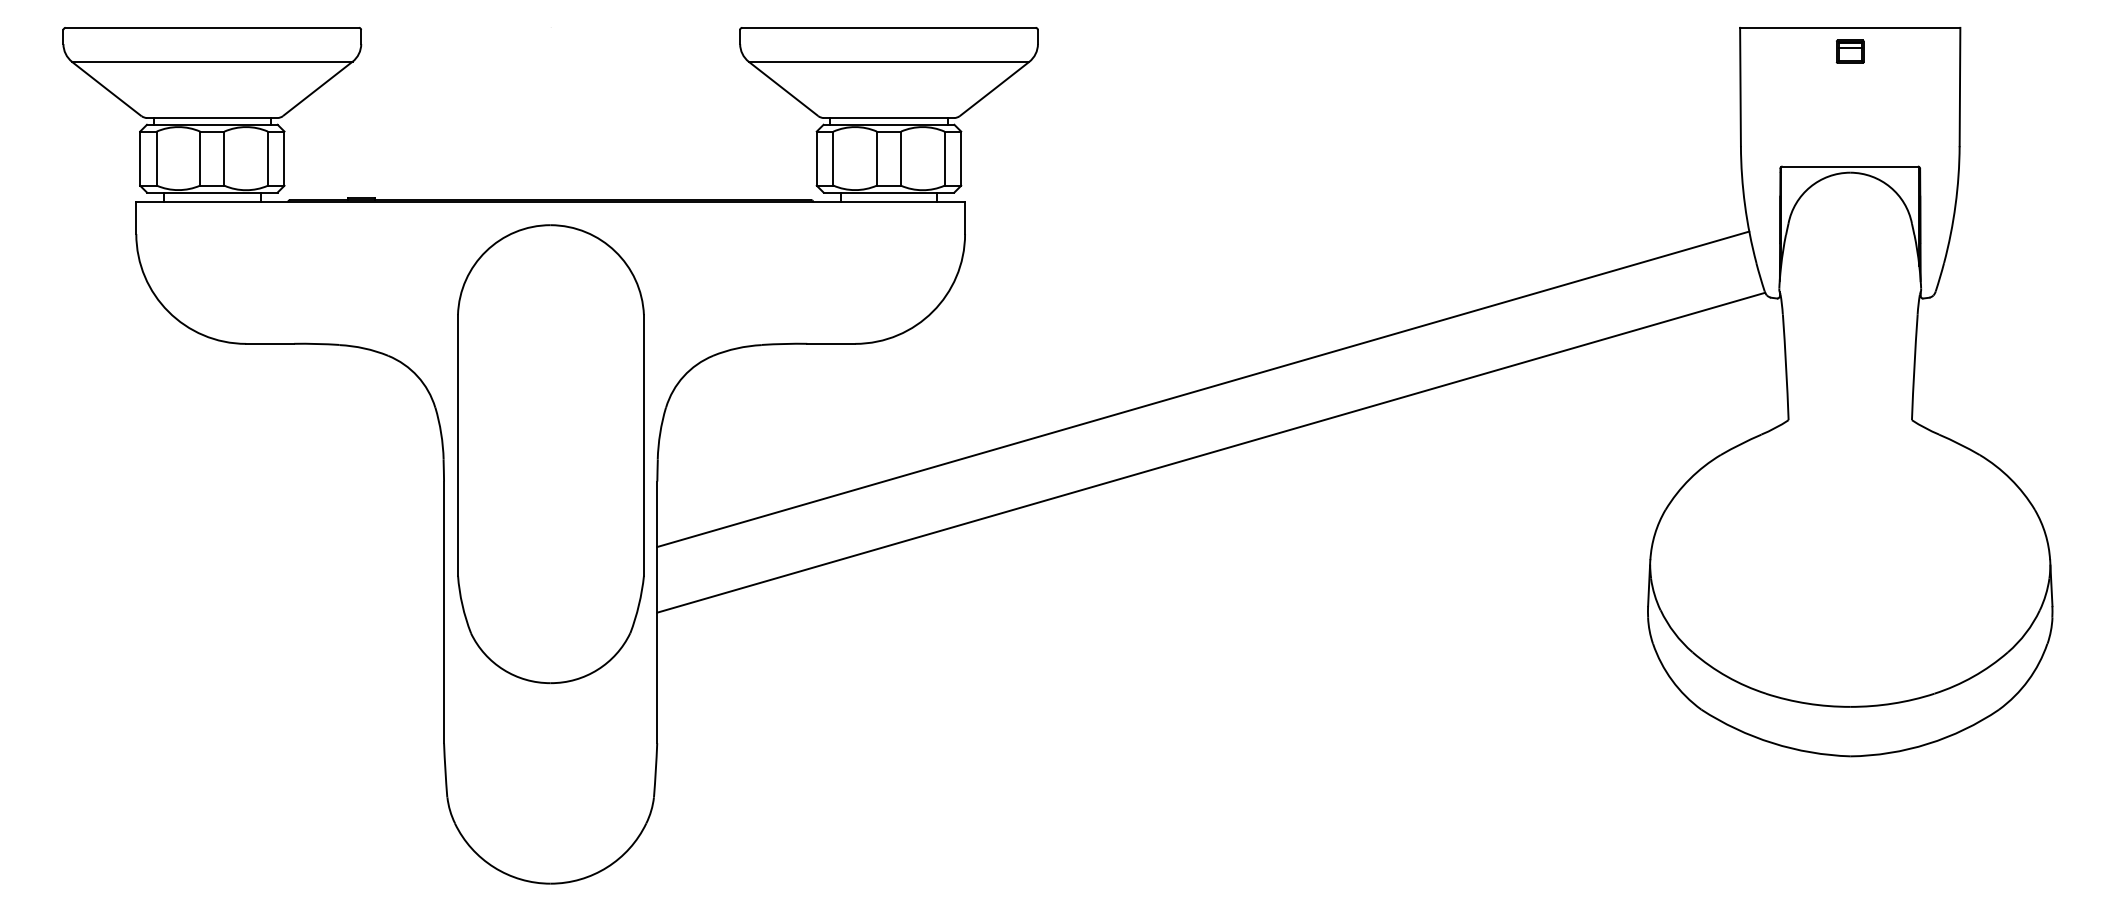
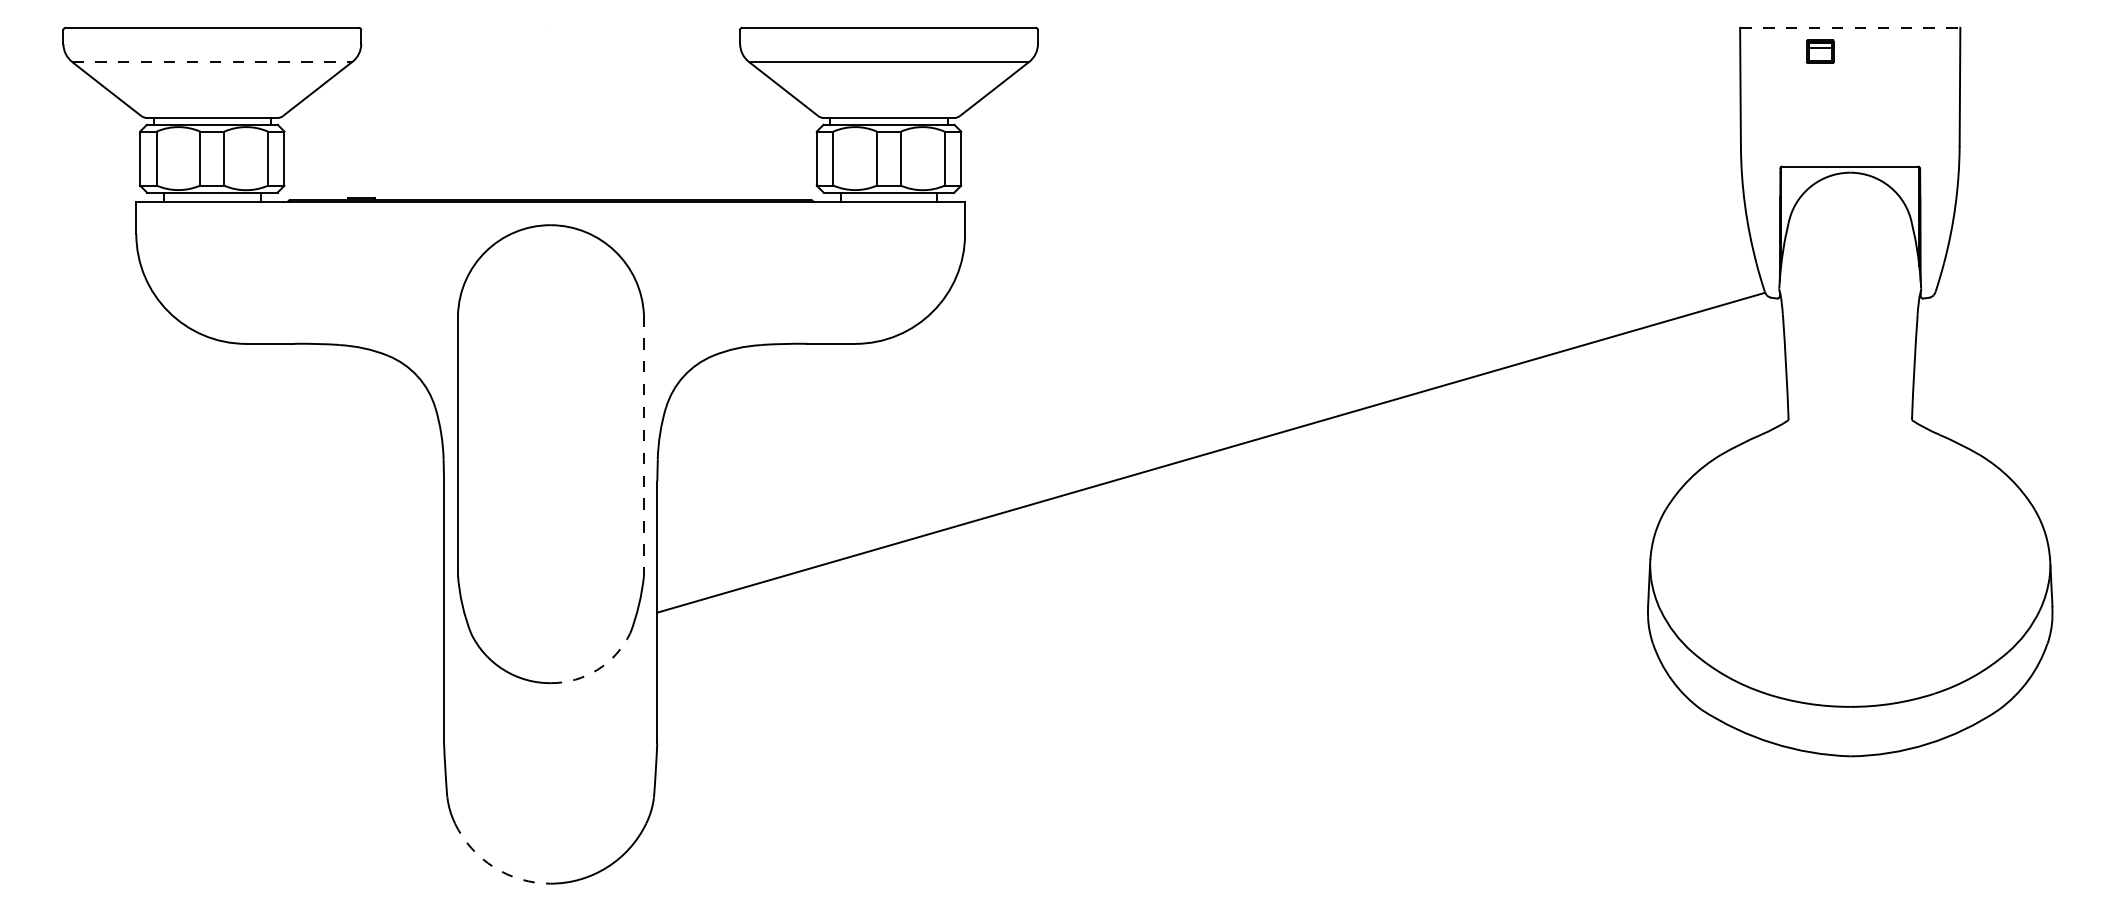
line: solid -> dashed (1850, 27)
part position: (1849, 51) -> (1819, 51) (1819, 51)
line: solid -> dashed (212, 61)
line: present -> none (1203, 389)
line: solid -> dashed (643, 445)
arc: solid -> dashed (597, 669)
arc: solid -> dashed (494, 867)
